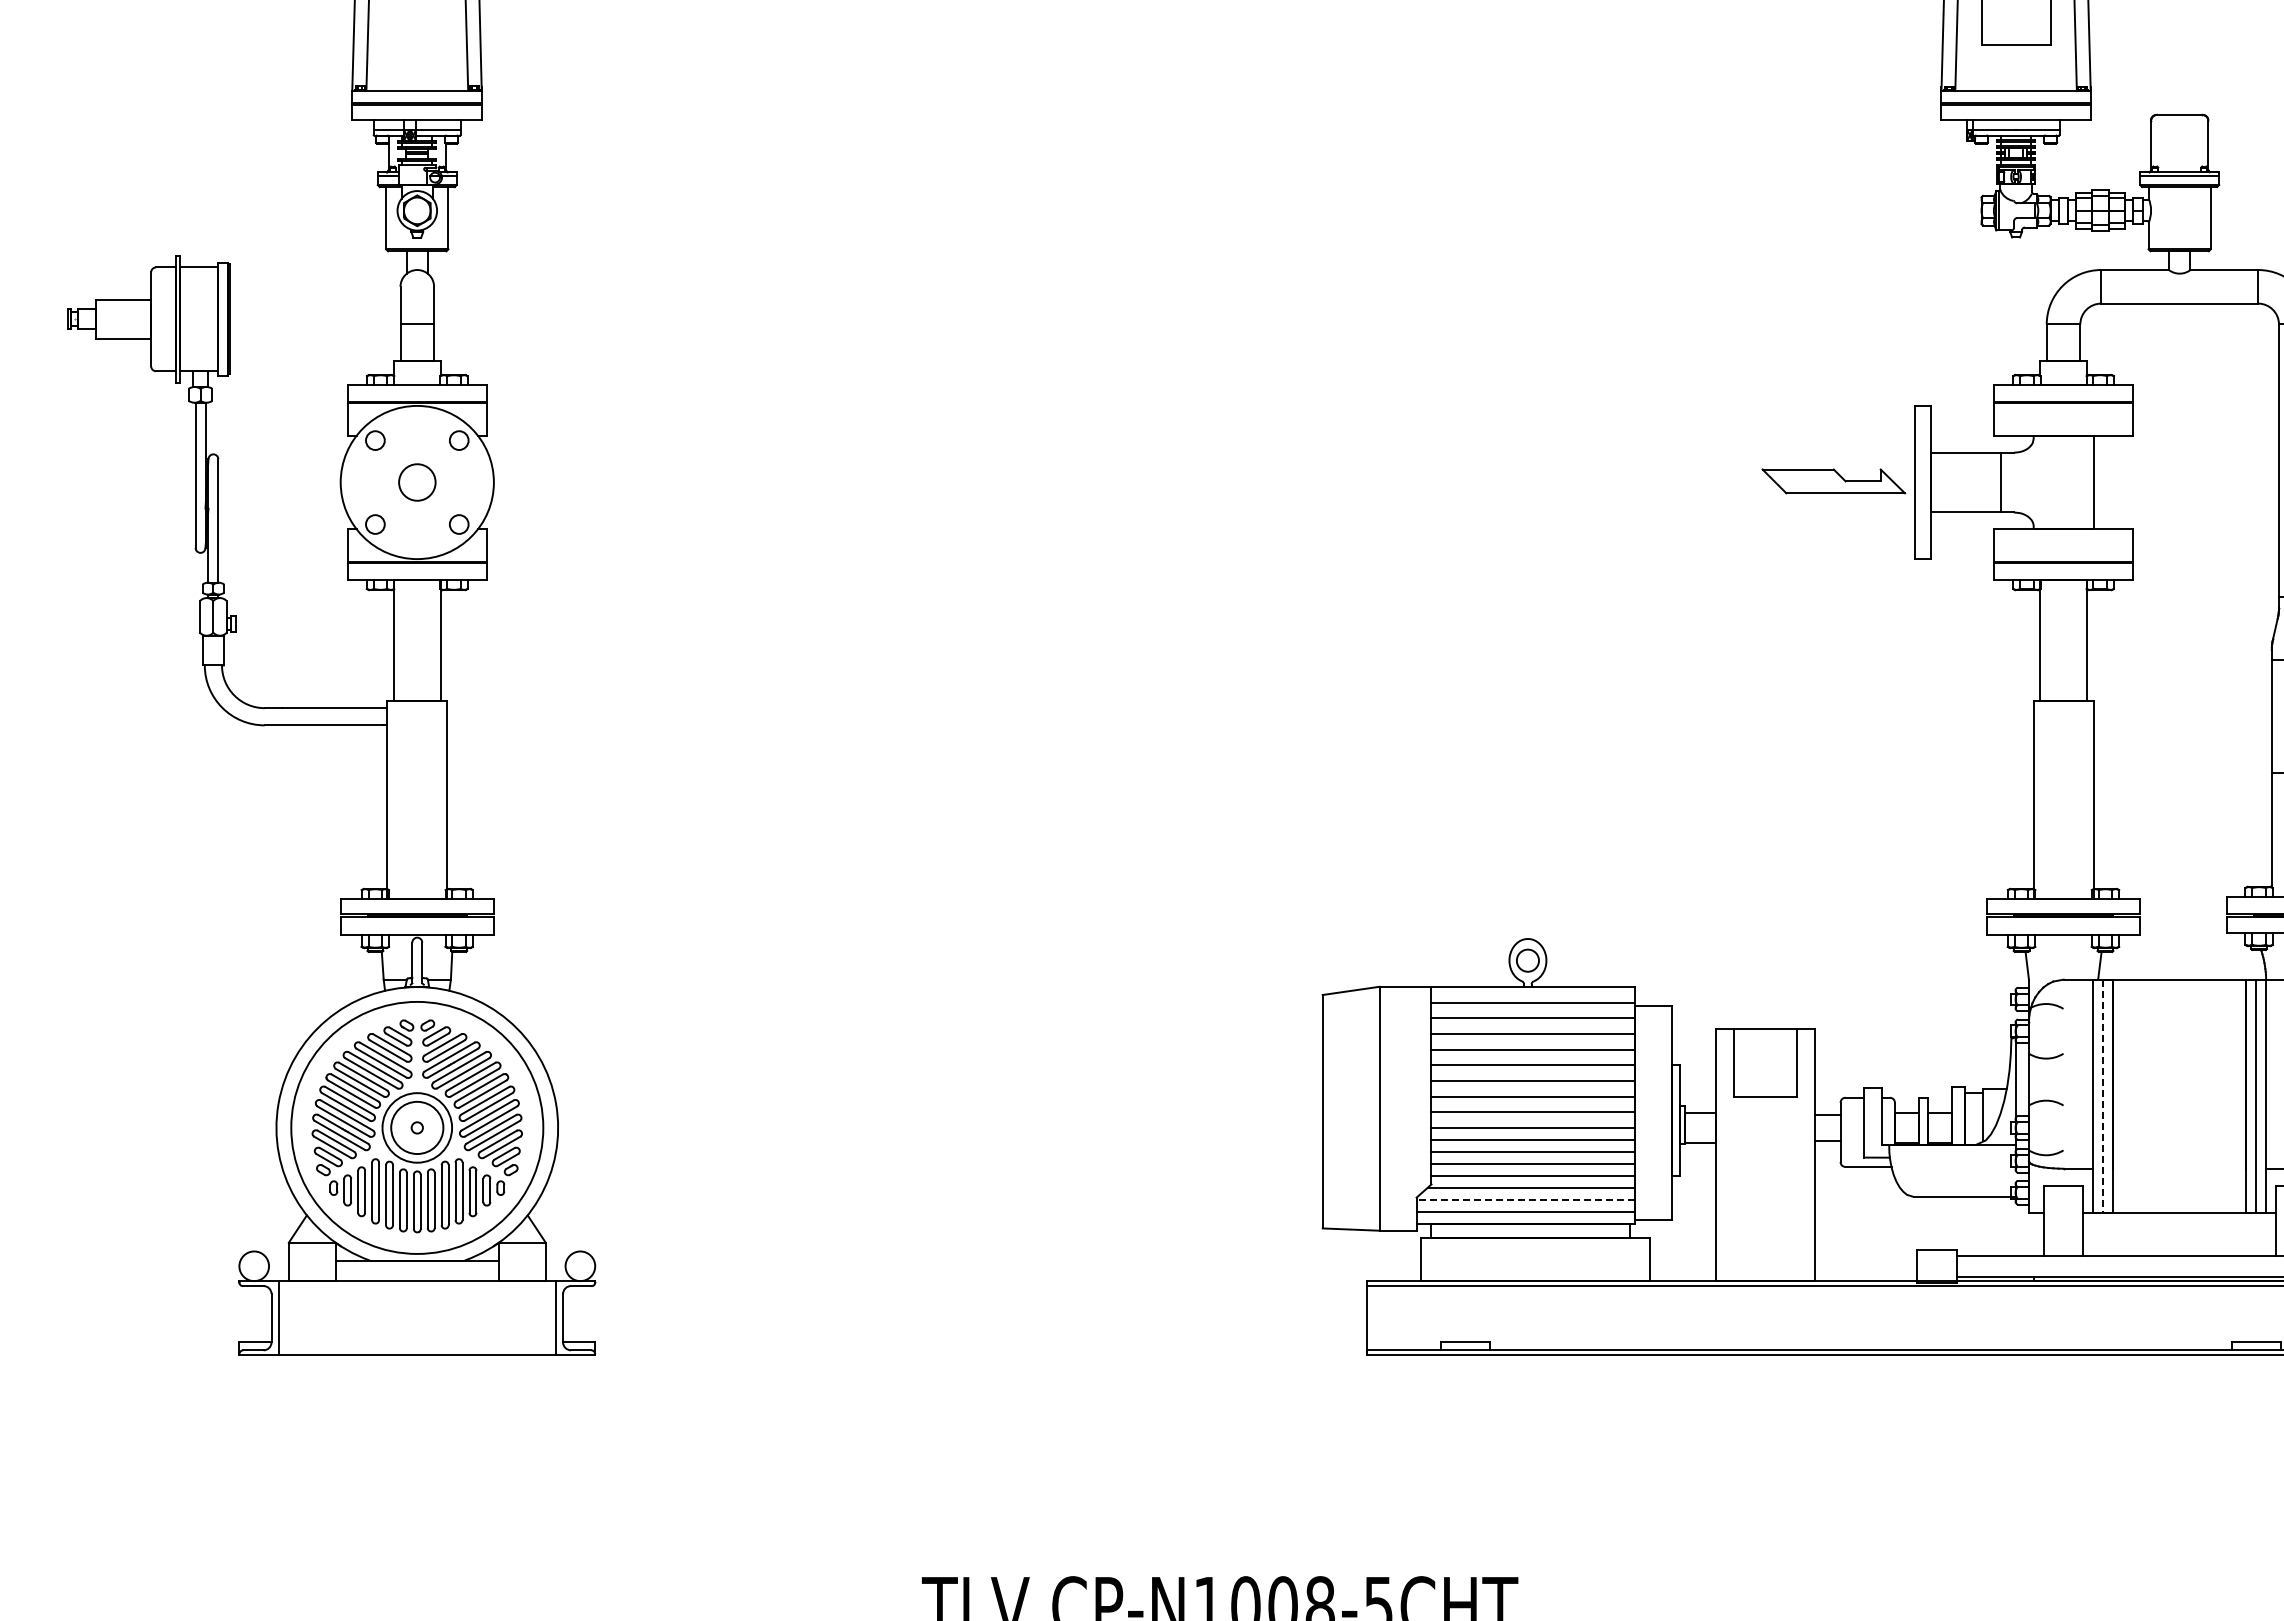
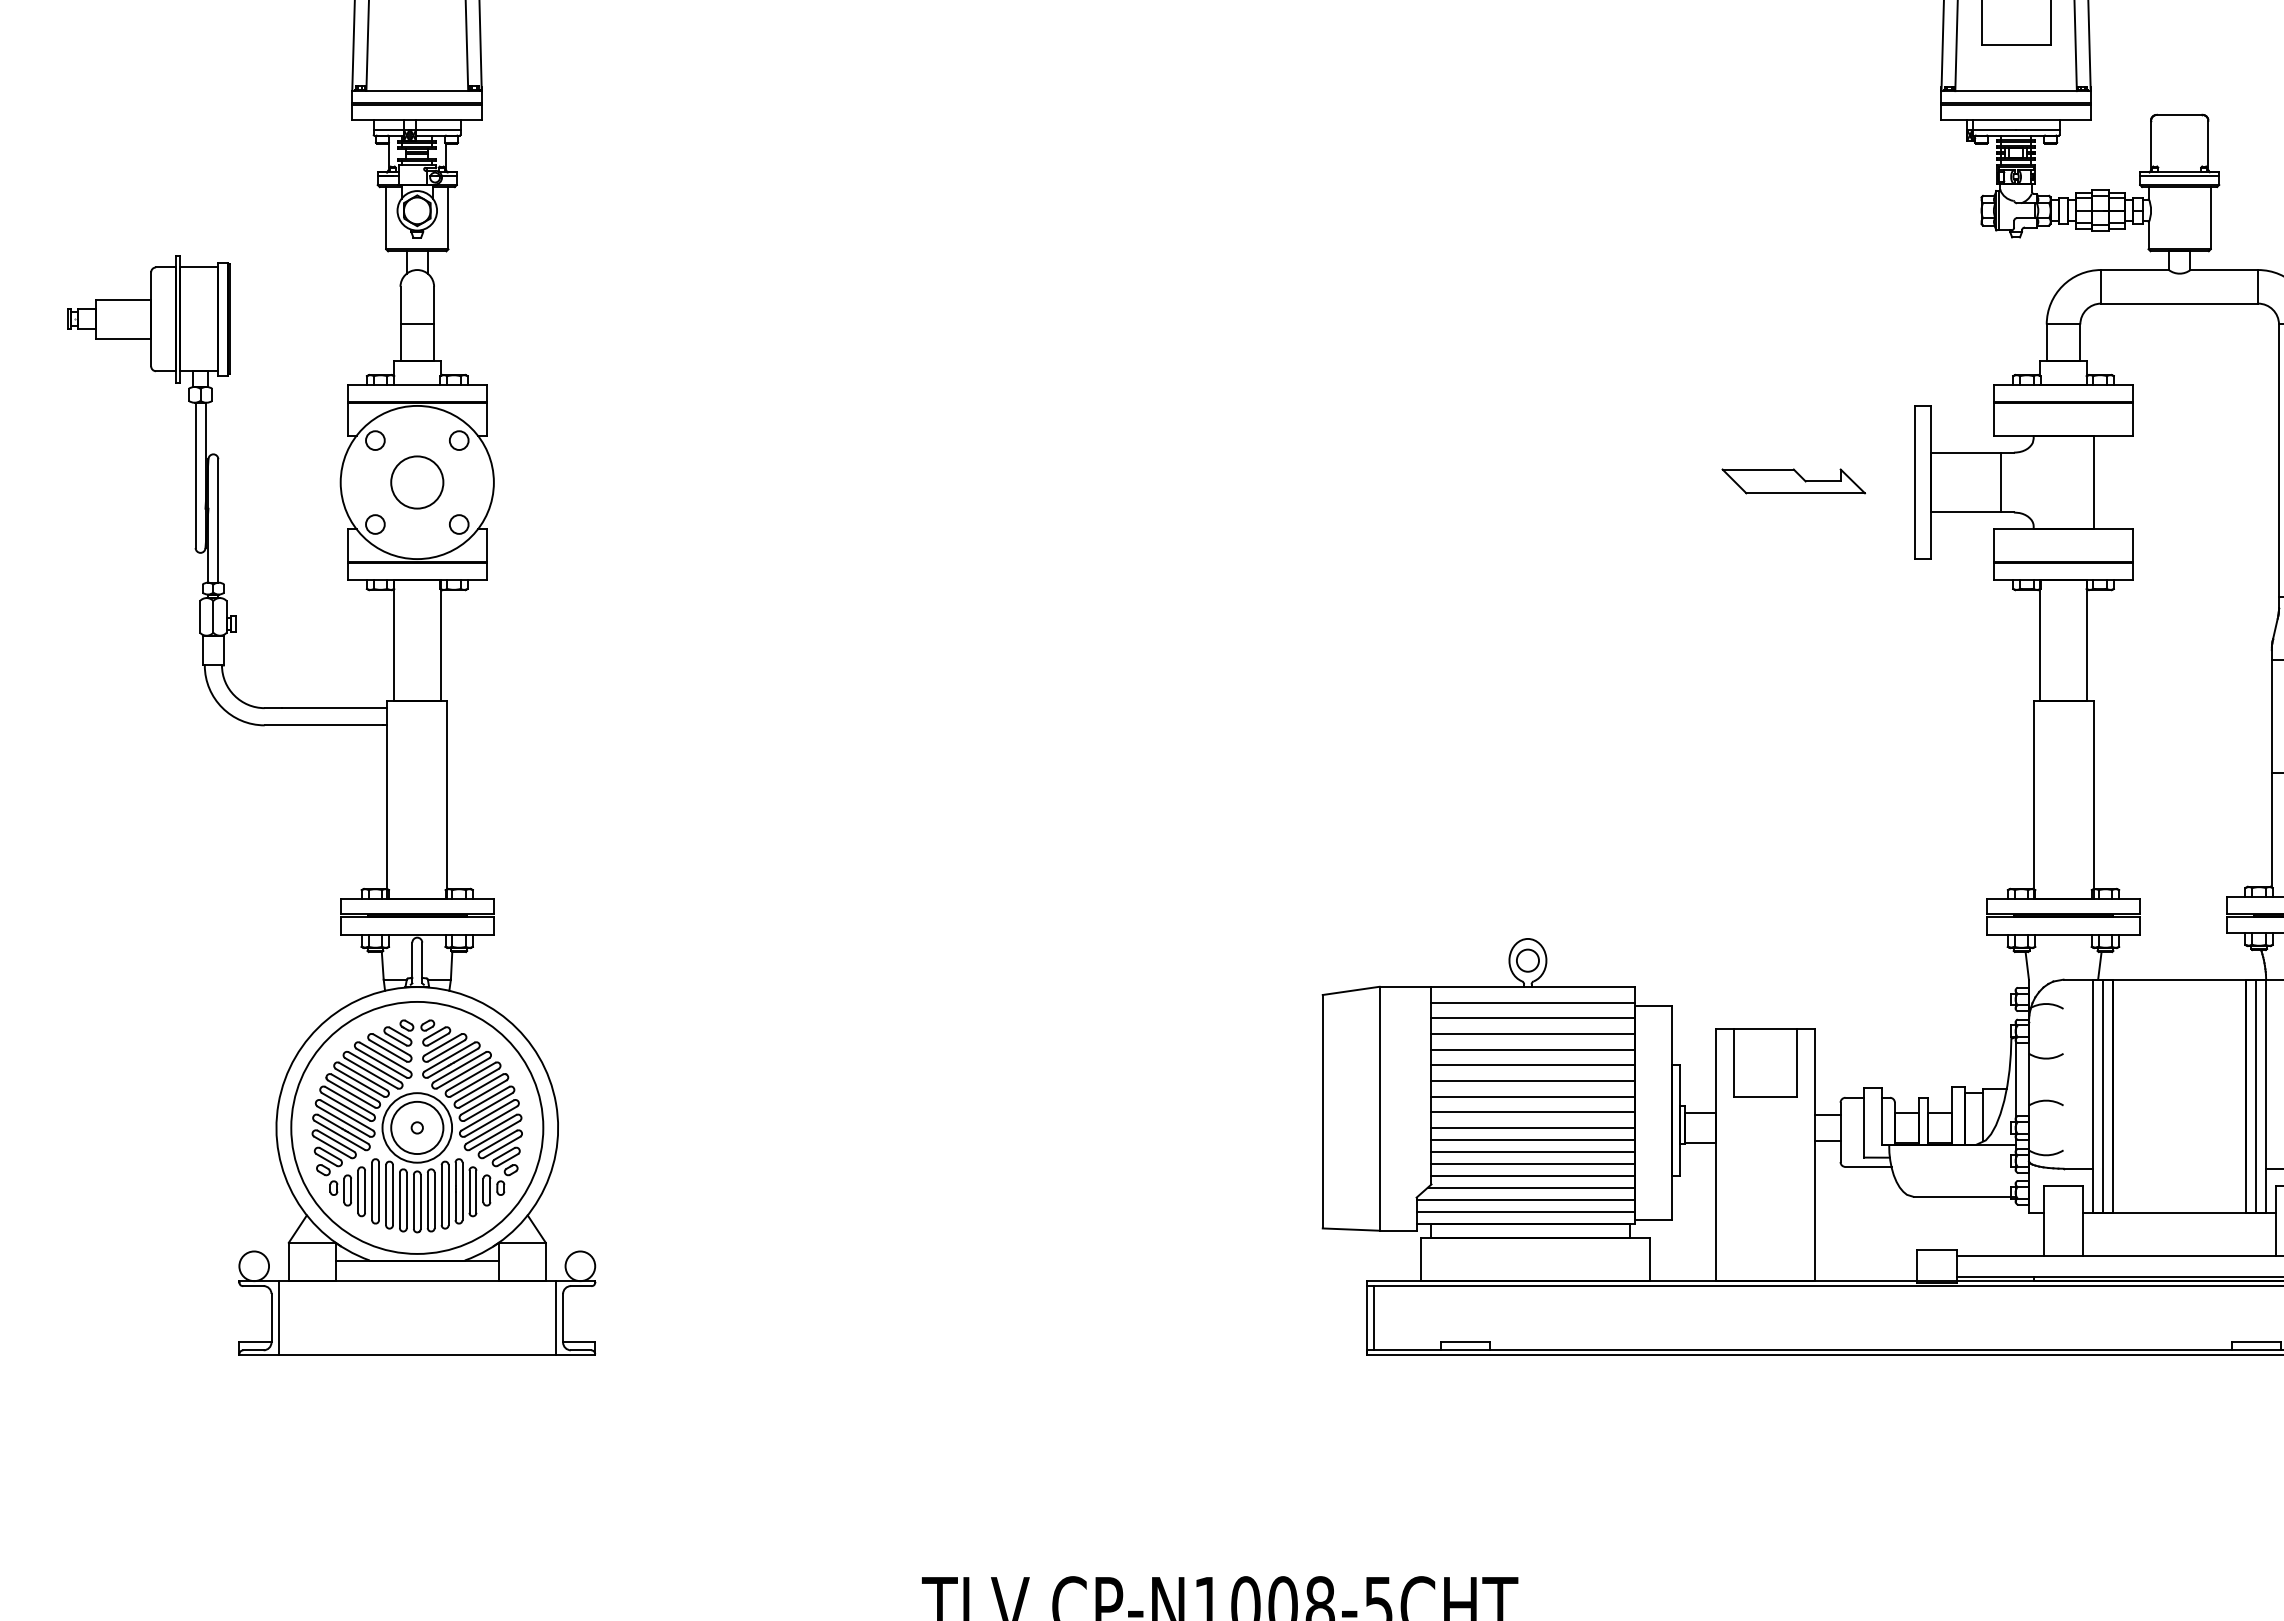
part position: (1833, 481) -> (1793, 481) (1793, 481)
circle size: 39x39 px -> 55x55 px (417, 482)
line: dashed -> solid (2103, 1096)
line: dashed -> solid (1525, 1199)
line: none -> present (1374, 1318)
